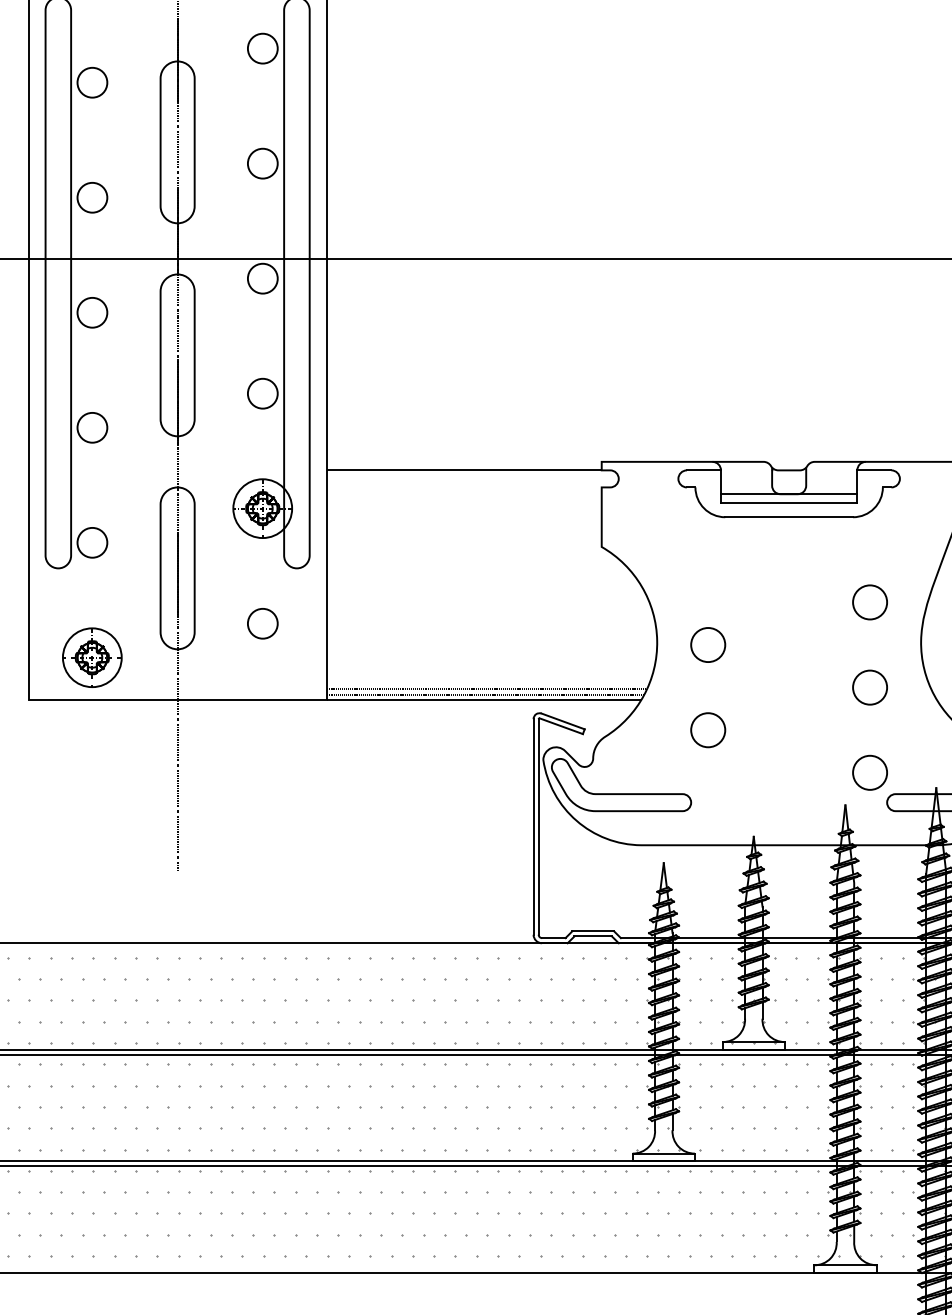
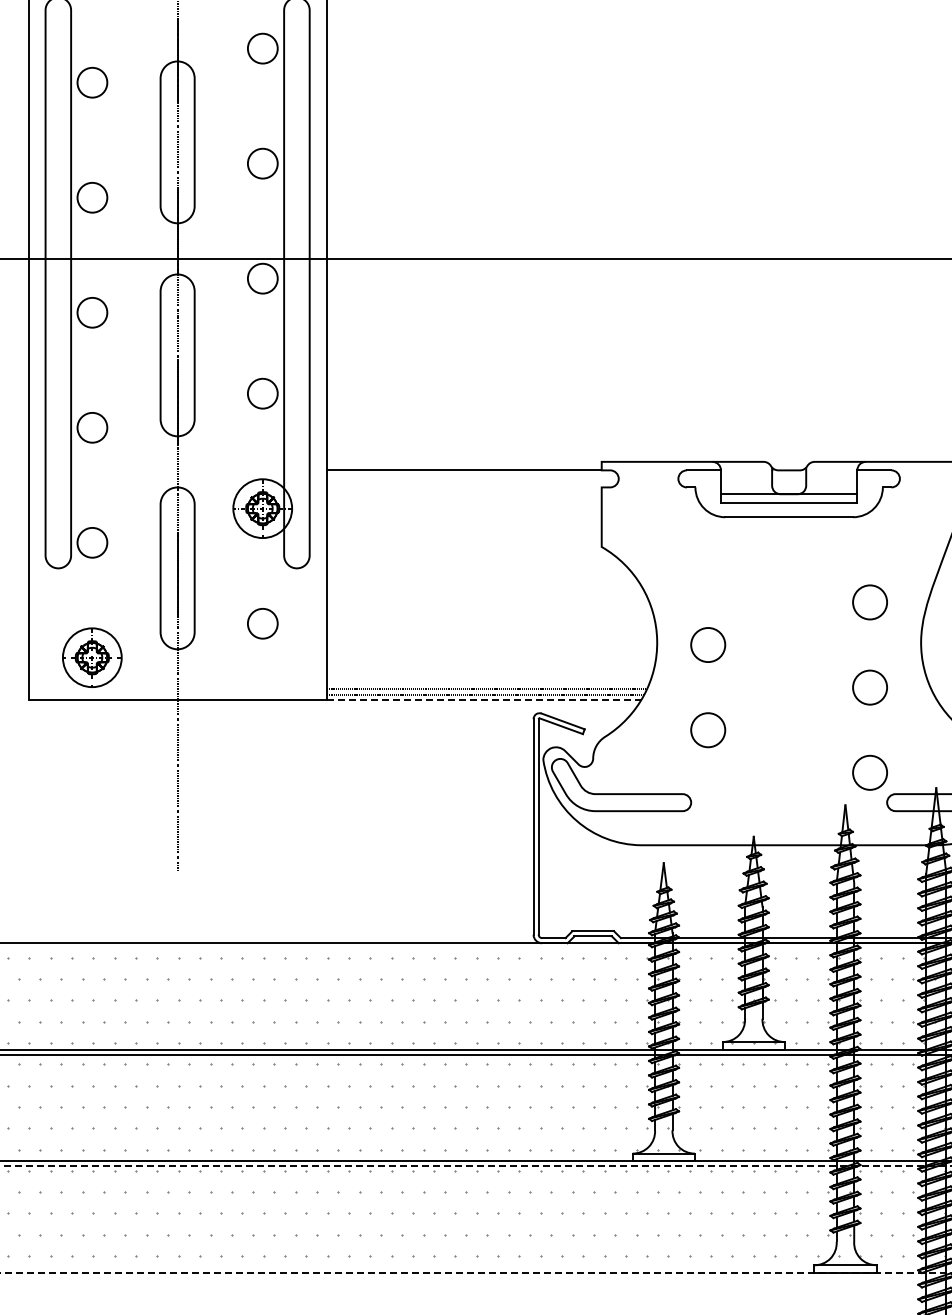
line: solid -> dashed (484, 700)
line: solid -> dashed (951, 1166)
